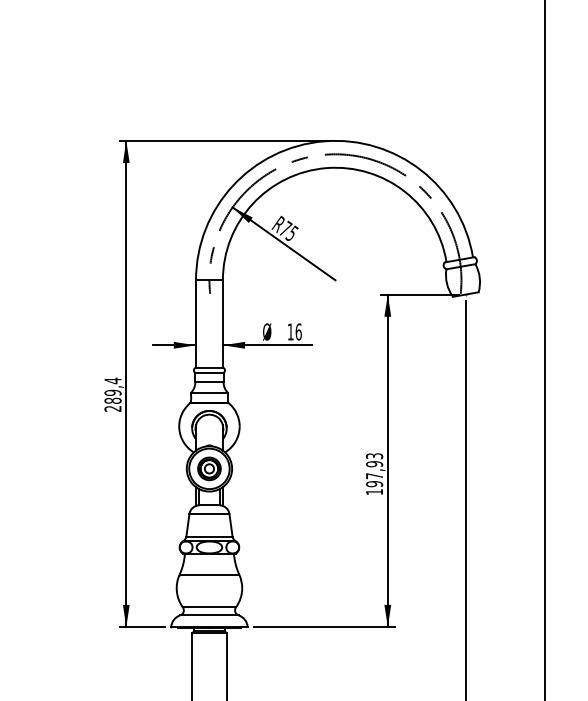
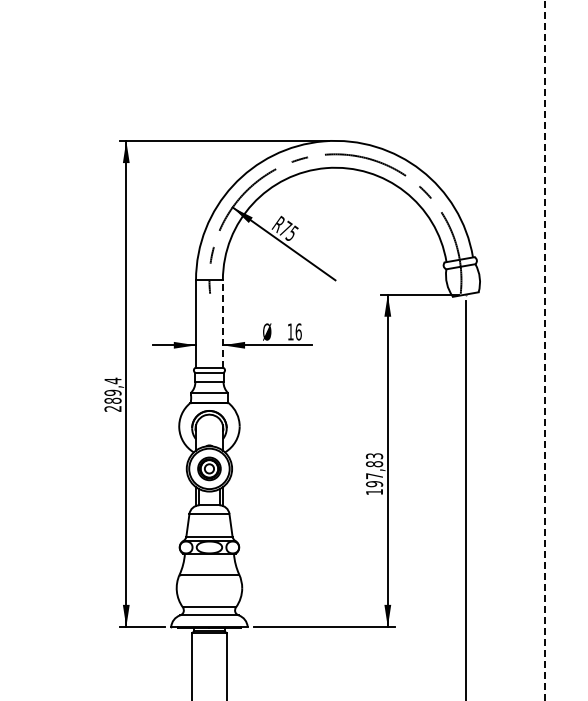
line: solid -> dashed (222, 324)
line: solid -> dashed (545, 350)
text: 197,93 -> 197,83 (374, 464)
